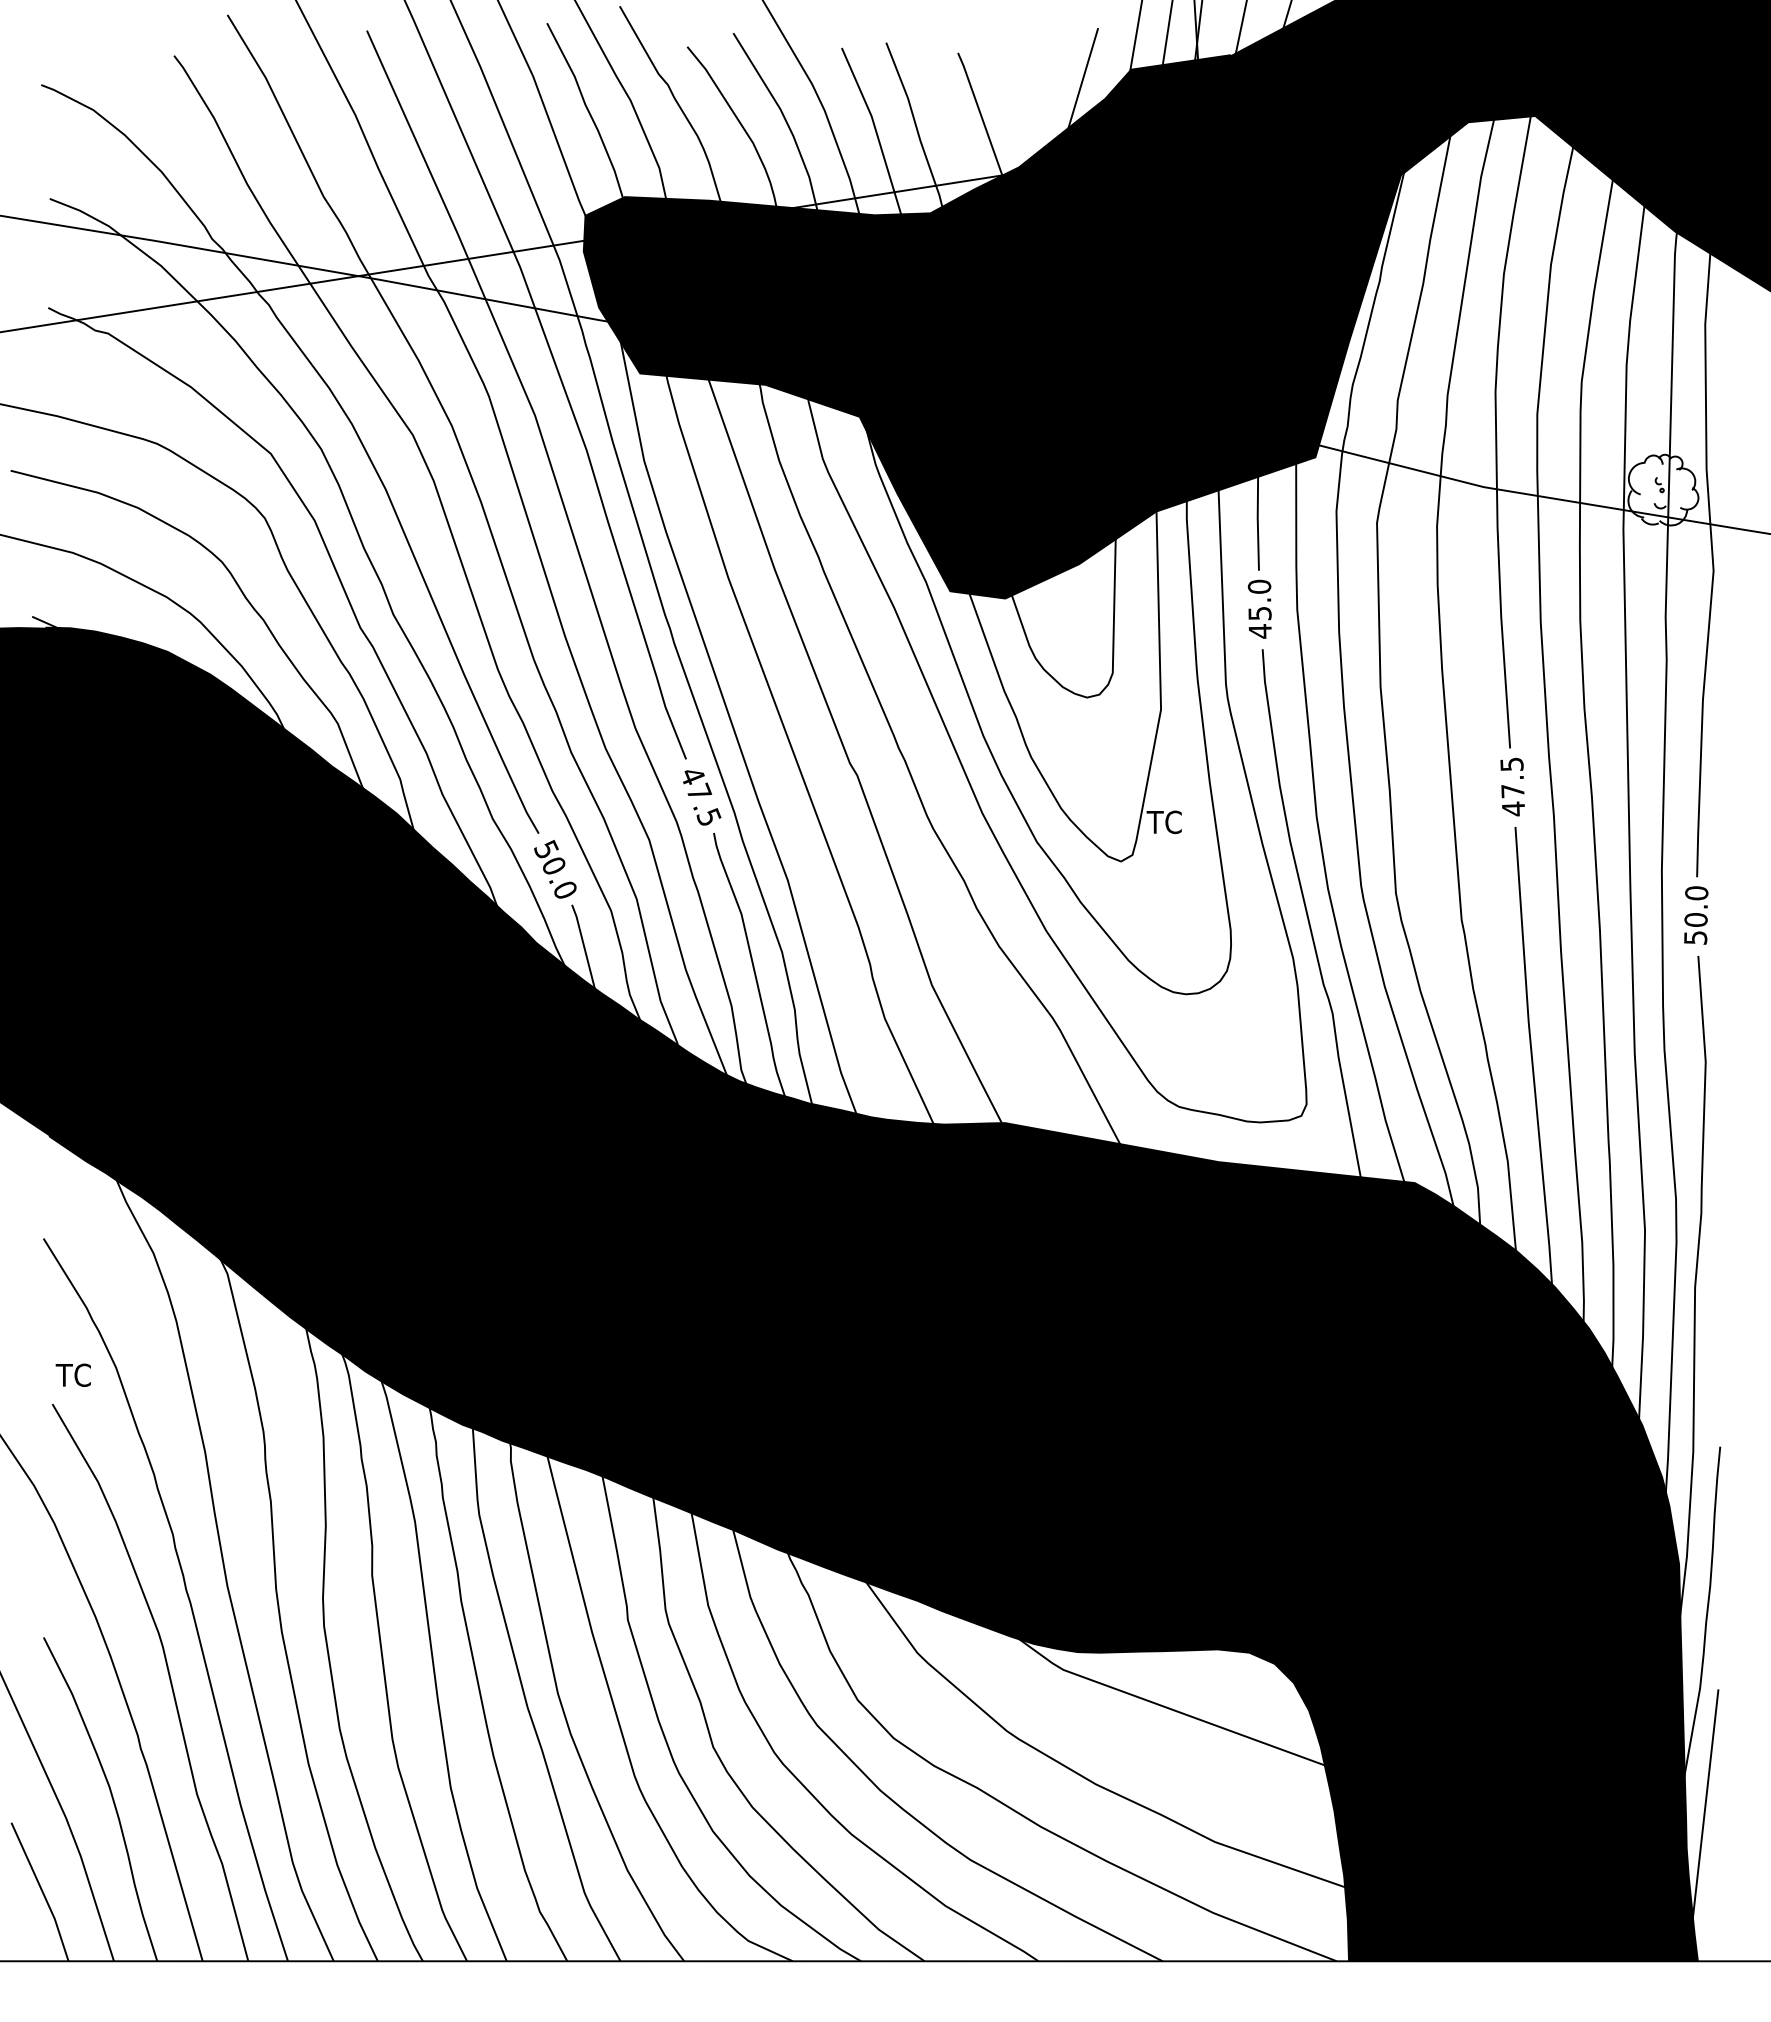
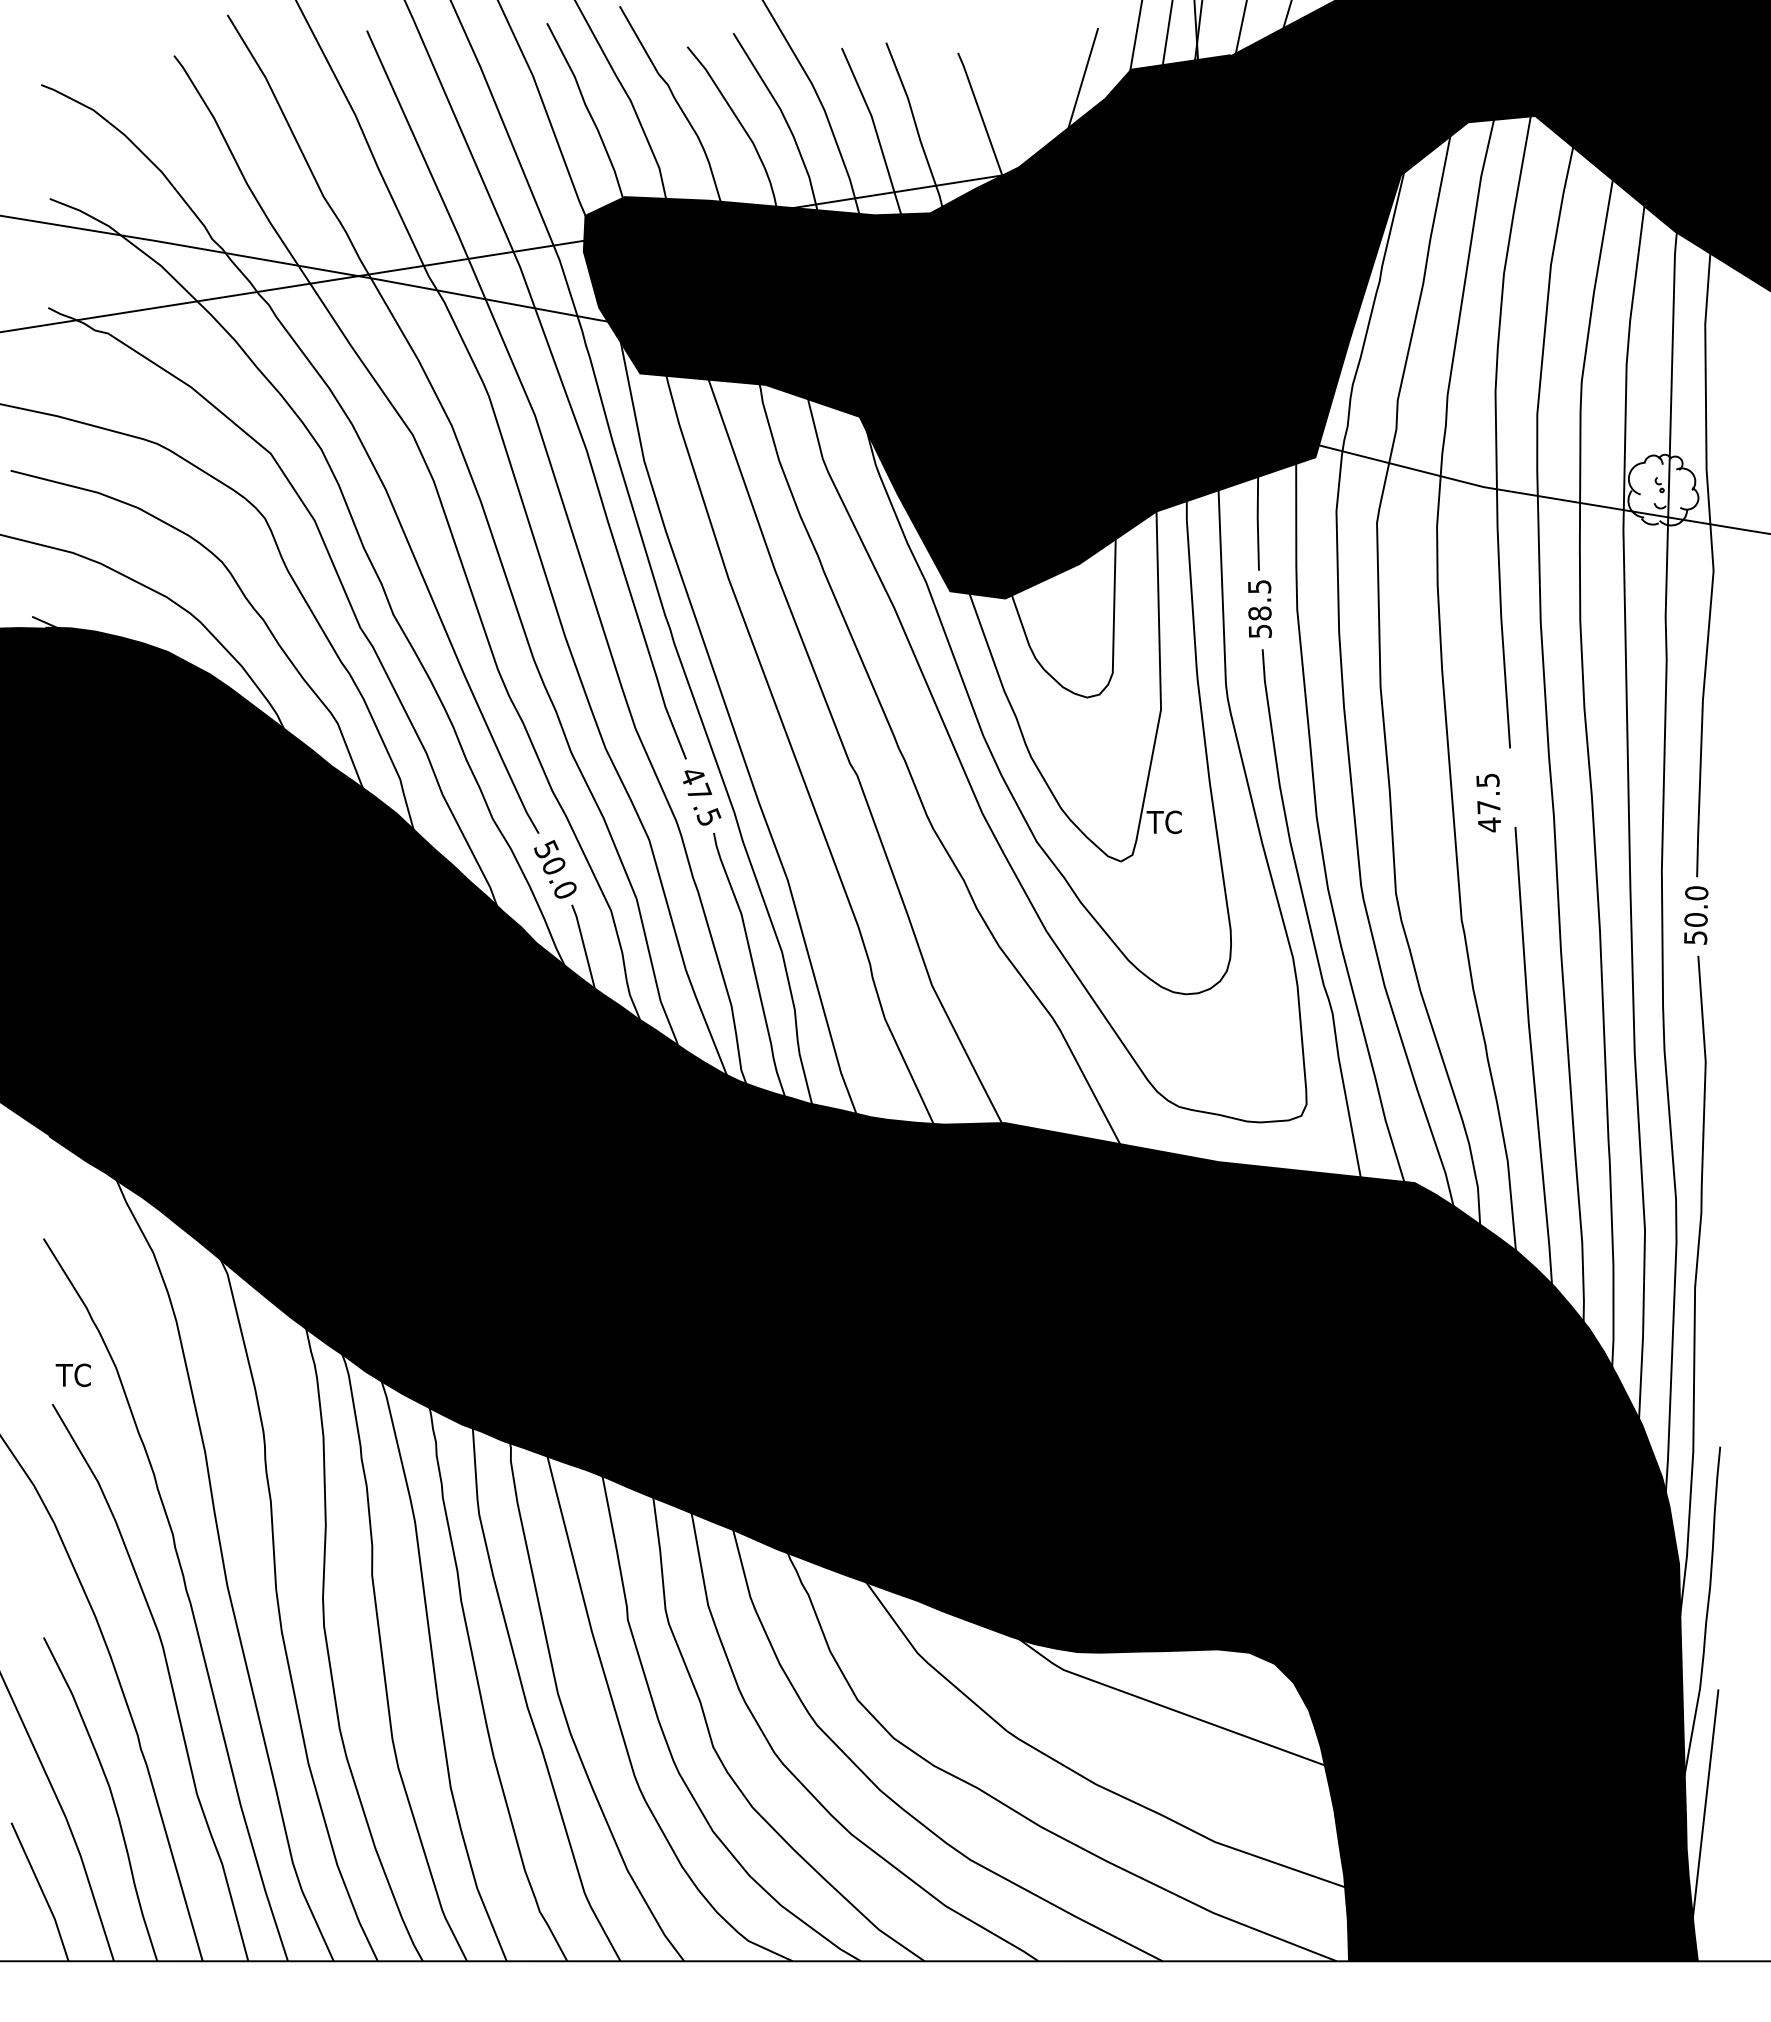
text: 45.0 -> 58.5 (1259, 608)
text position: (1512, 787) -> (1488, 803) (1488, 803)
